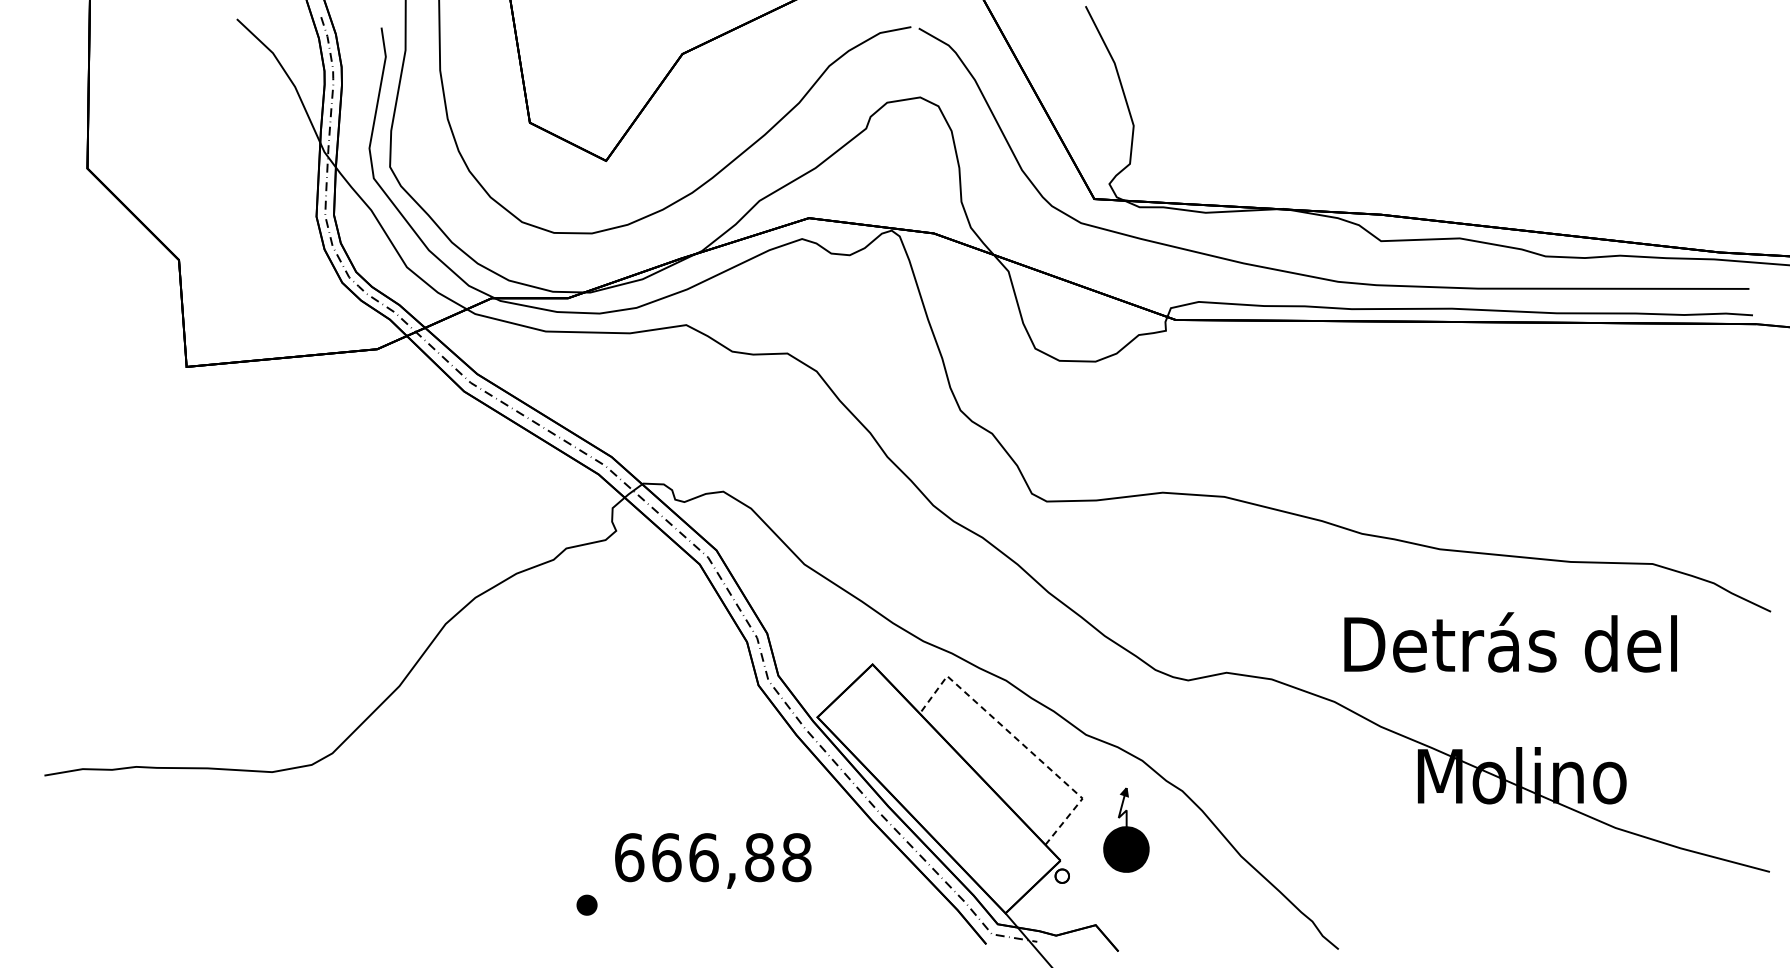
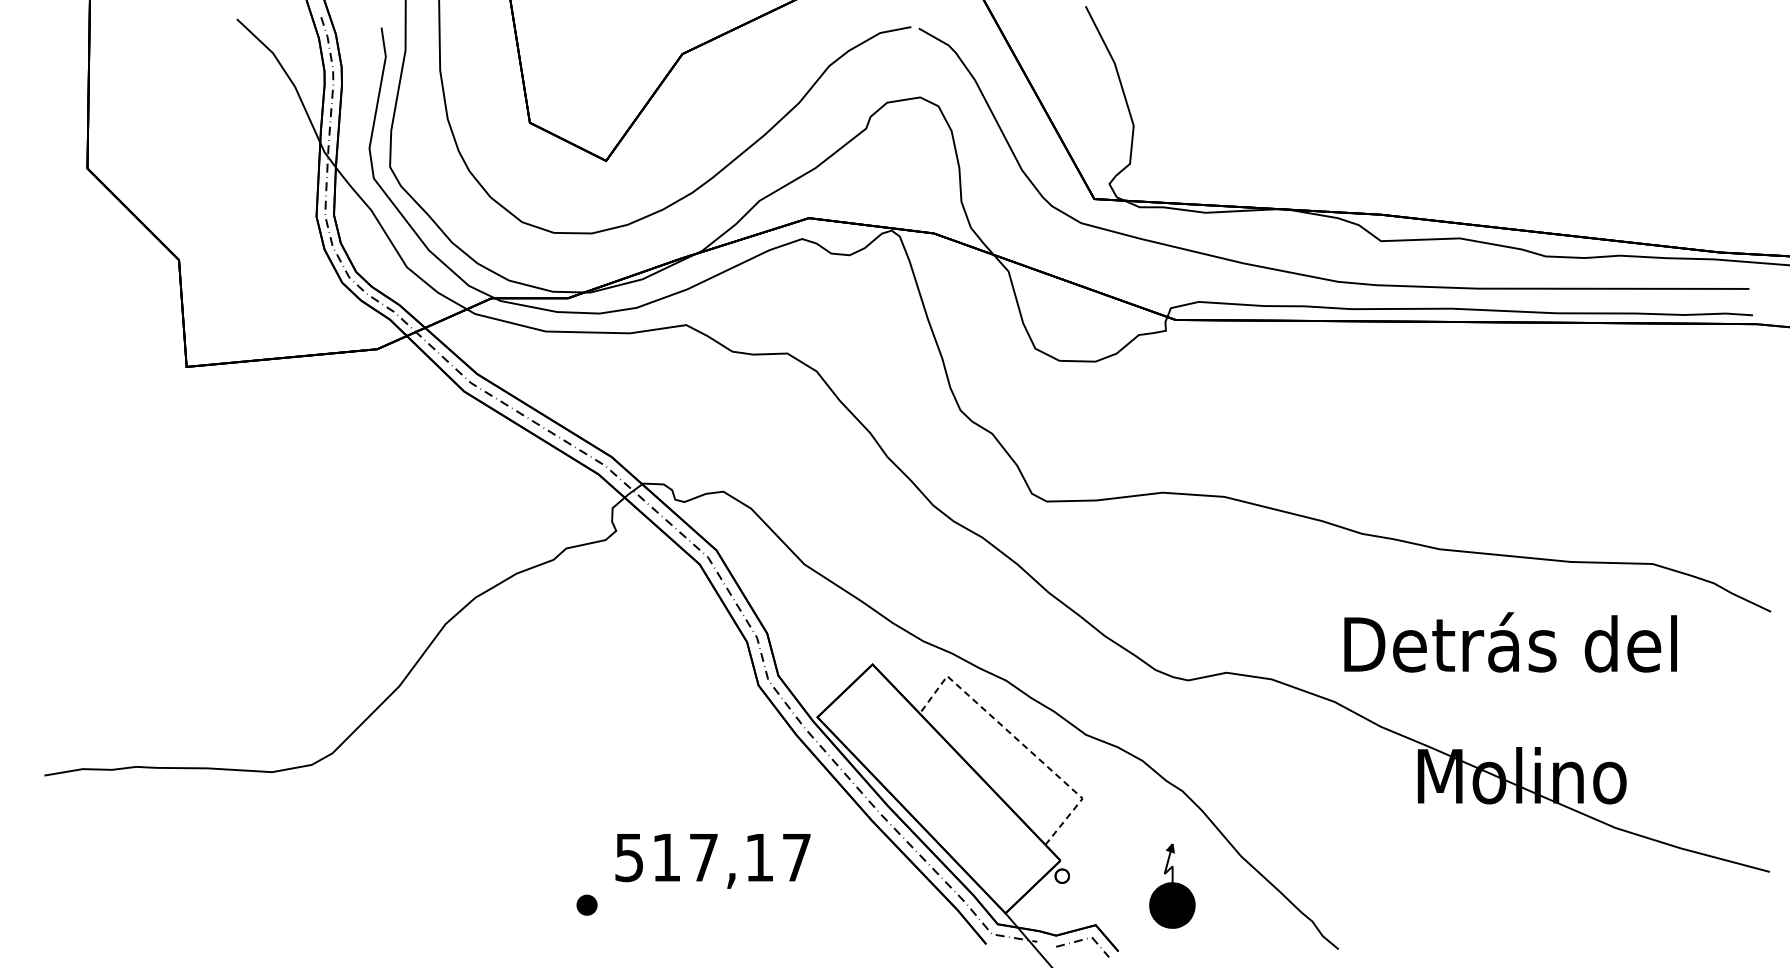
part position: (1126, 829) -> (1172, 885) (1172, 885)
text: 666,88 -> 517,17 (713, 857)
line: none -> present (1081, 941)
